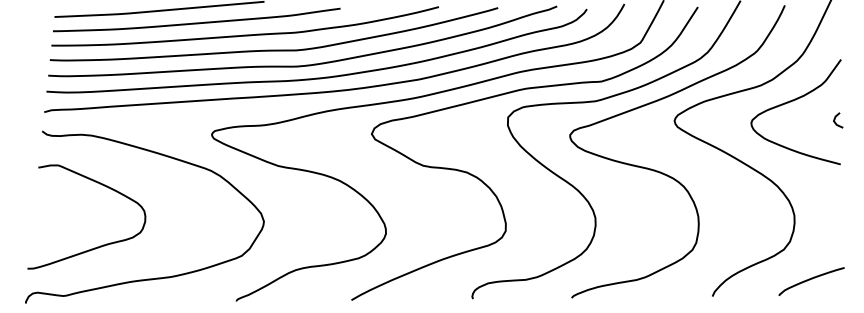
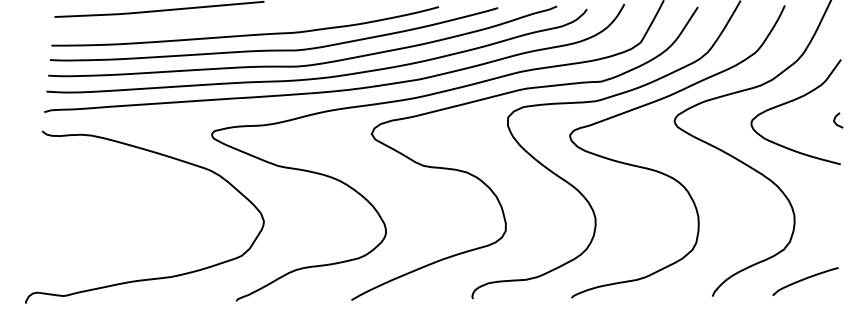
curve: present -> none (196, 22)
curve: present -> none (97, 246)
curve position: (810, 280) -> (804, 280) (804, 280)
